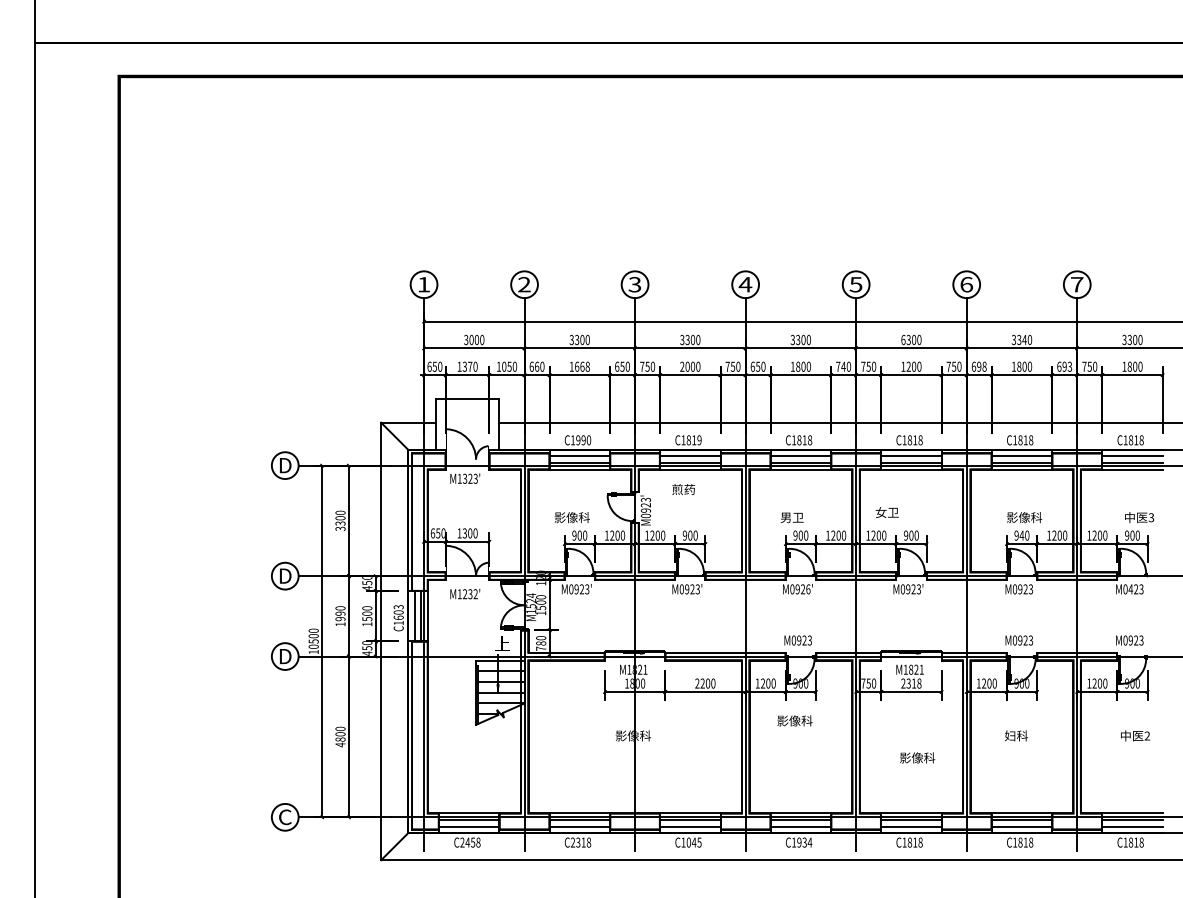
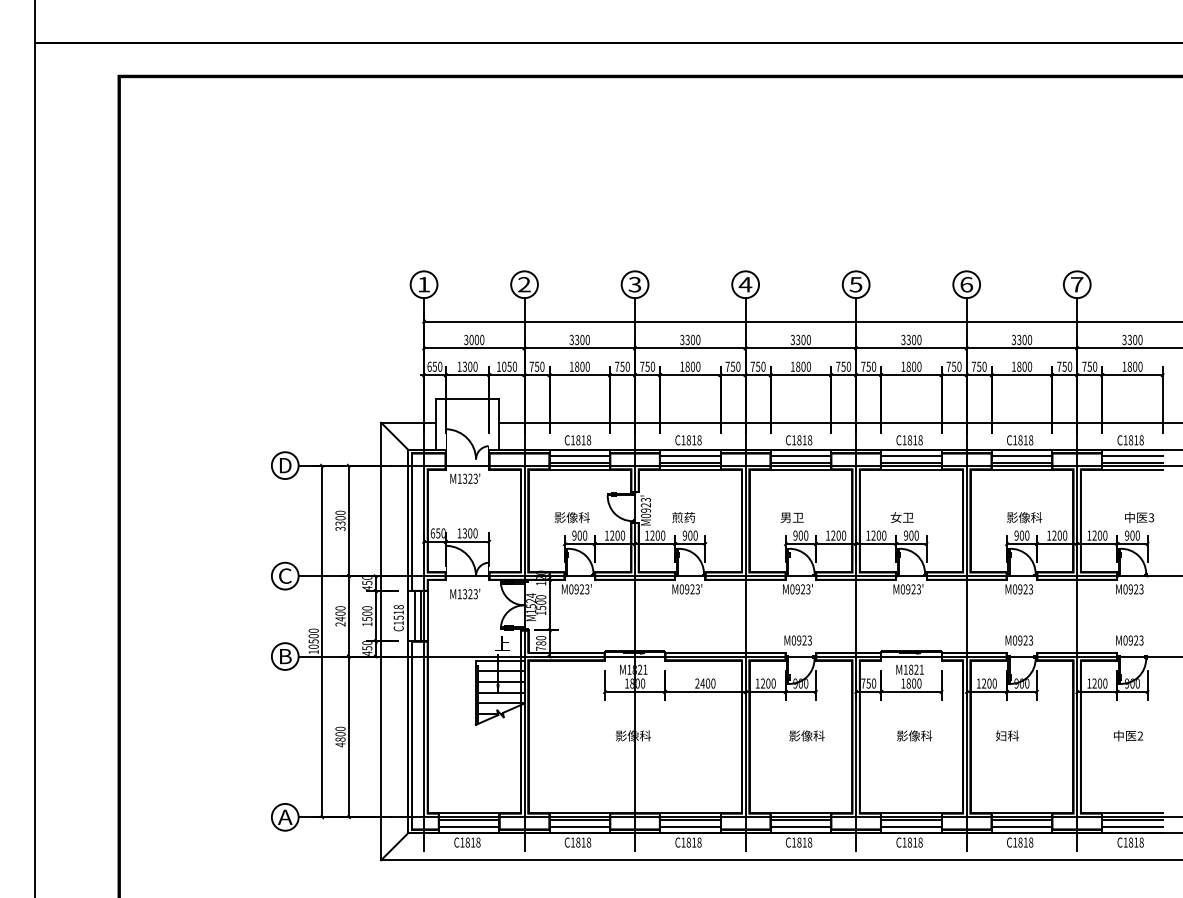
text: 6300 -> 3300 (903, 339)
text: 3340 -> 3300 (1024, 339)
text: 1370 -> 1300 (470, 366)
text: 660 -> 750 (534, 366)
text: 1668 -> 1800 (582, 366)
text: 650 -> 750 (617, 366)
text: 2000 -> 1800 (684, 366)
text: 650 -> 750 (752, 366)
text: 740 -> 750 (843, 366)
text: 1200 -> 1800 (908, 366)
text: 698 -> 750 (978, 366)
text: 693 -> 750 (1064, 366)
text: C1990 -> C1818 (583, 440)
text: C1819 -> C1818 (699, 440)
text position: (683, 489) -> (683, 517) (683, 517)
text position: (886, 512) -> (901, 517) (901, 517)
text: 940 -> 900 (1021, 535)
text: D -> C (285, 575)
text: M0926' -> M0923' (808, 589)
text: M0423 -> M0923 (1130, 589)
text: M1232' -> M1323' (470, 594)
text: C1603 -> C1518 (398, 612)
text: 1990 -> 2400 (340, 618)
text: D -> B (286, 656)
text: 2200 -> 2400 (702, 683)
text: 2318 -> 1800 (911, 683)
text position: (794, 720) -> (806, 735) (806, 735)
text position: (1016, 735) -> (1007, 735) (1007, 735)
text position: (1135, 735) -> (1128, 735) (1128, 735)
text position: (917, 757) -> (914, 735) (914, 735)
text: C -> A (285, 817)
text: C2458 -> C1818 (467, 842)
text: C2318 -> C1818 (575, 842)
text: C1045 -> C1818 (693, 842)
text: C1934 -> C1818 (804, 842)
